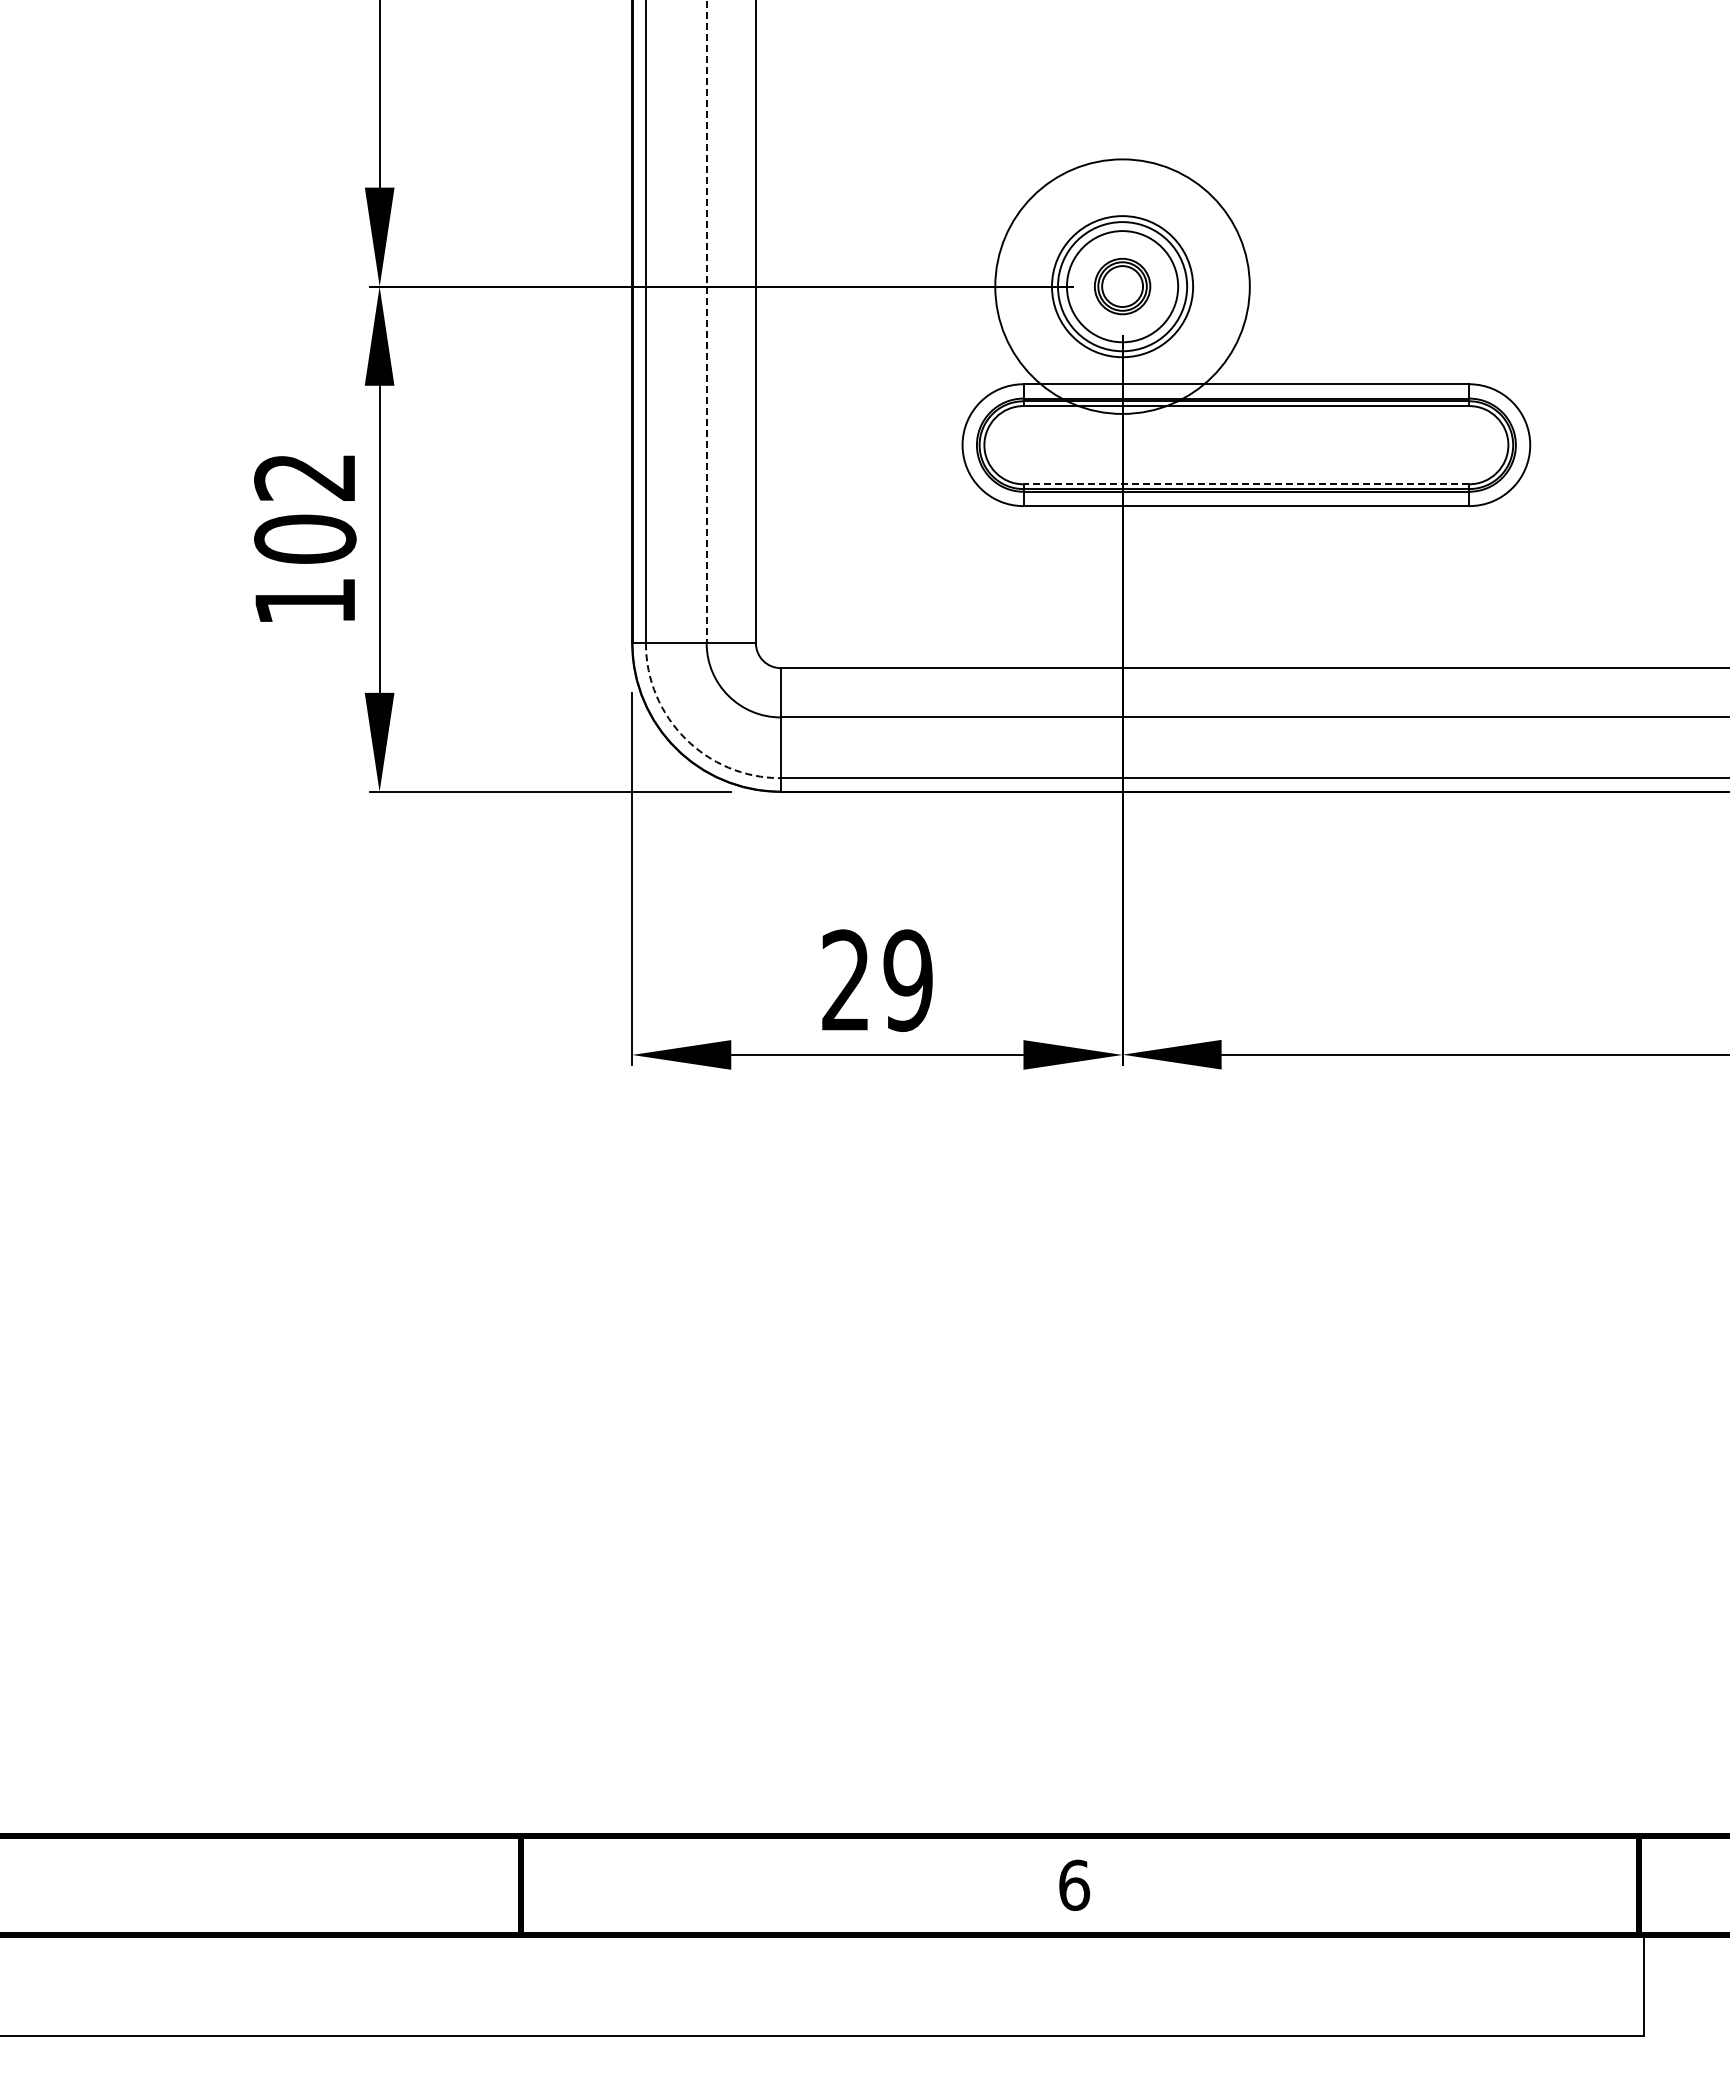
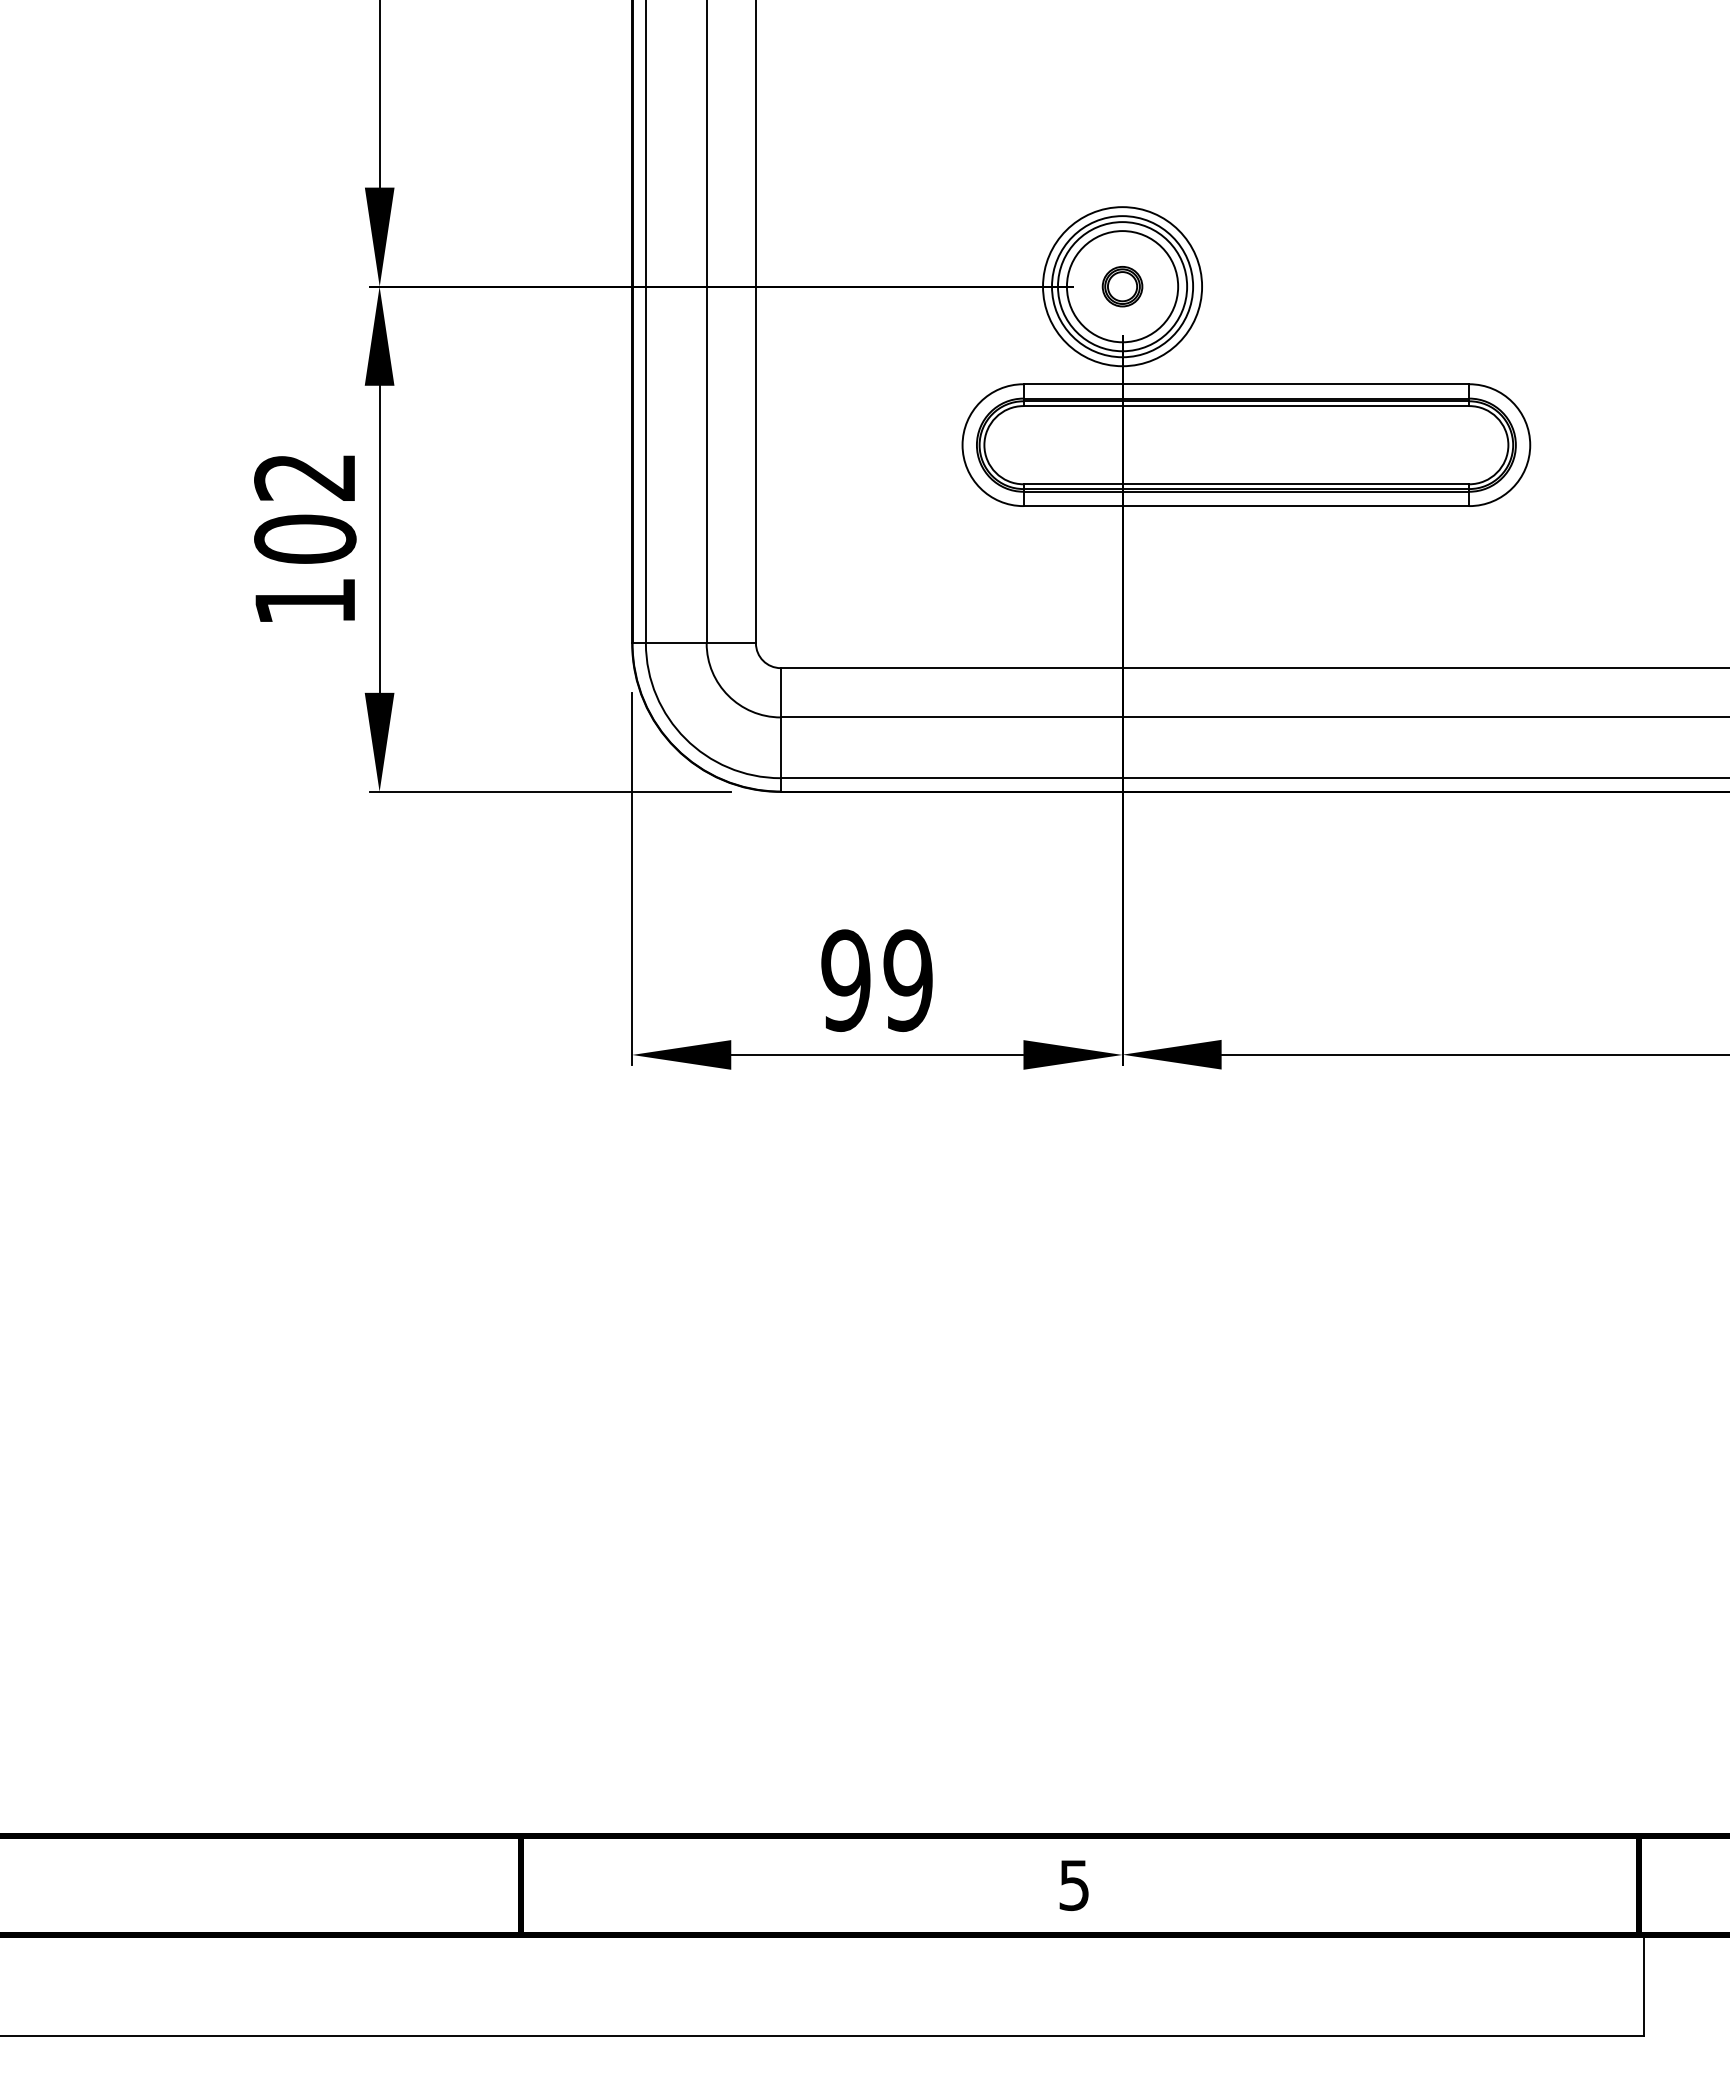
circle diameter: 255 px -> 159 px (1122, 286)
part size: 58x59 px -> 43x42 px (1122, 286)
line: dashed -> solid (706, 322)
line: dashed -> solid (1246, 484)
arc: dashed -> solid (685, 738)
text: 29 -> 99 (845, 980)
text: 6 -> 5 (1074, 1885)
